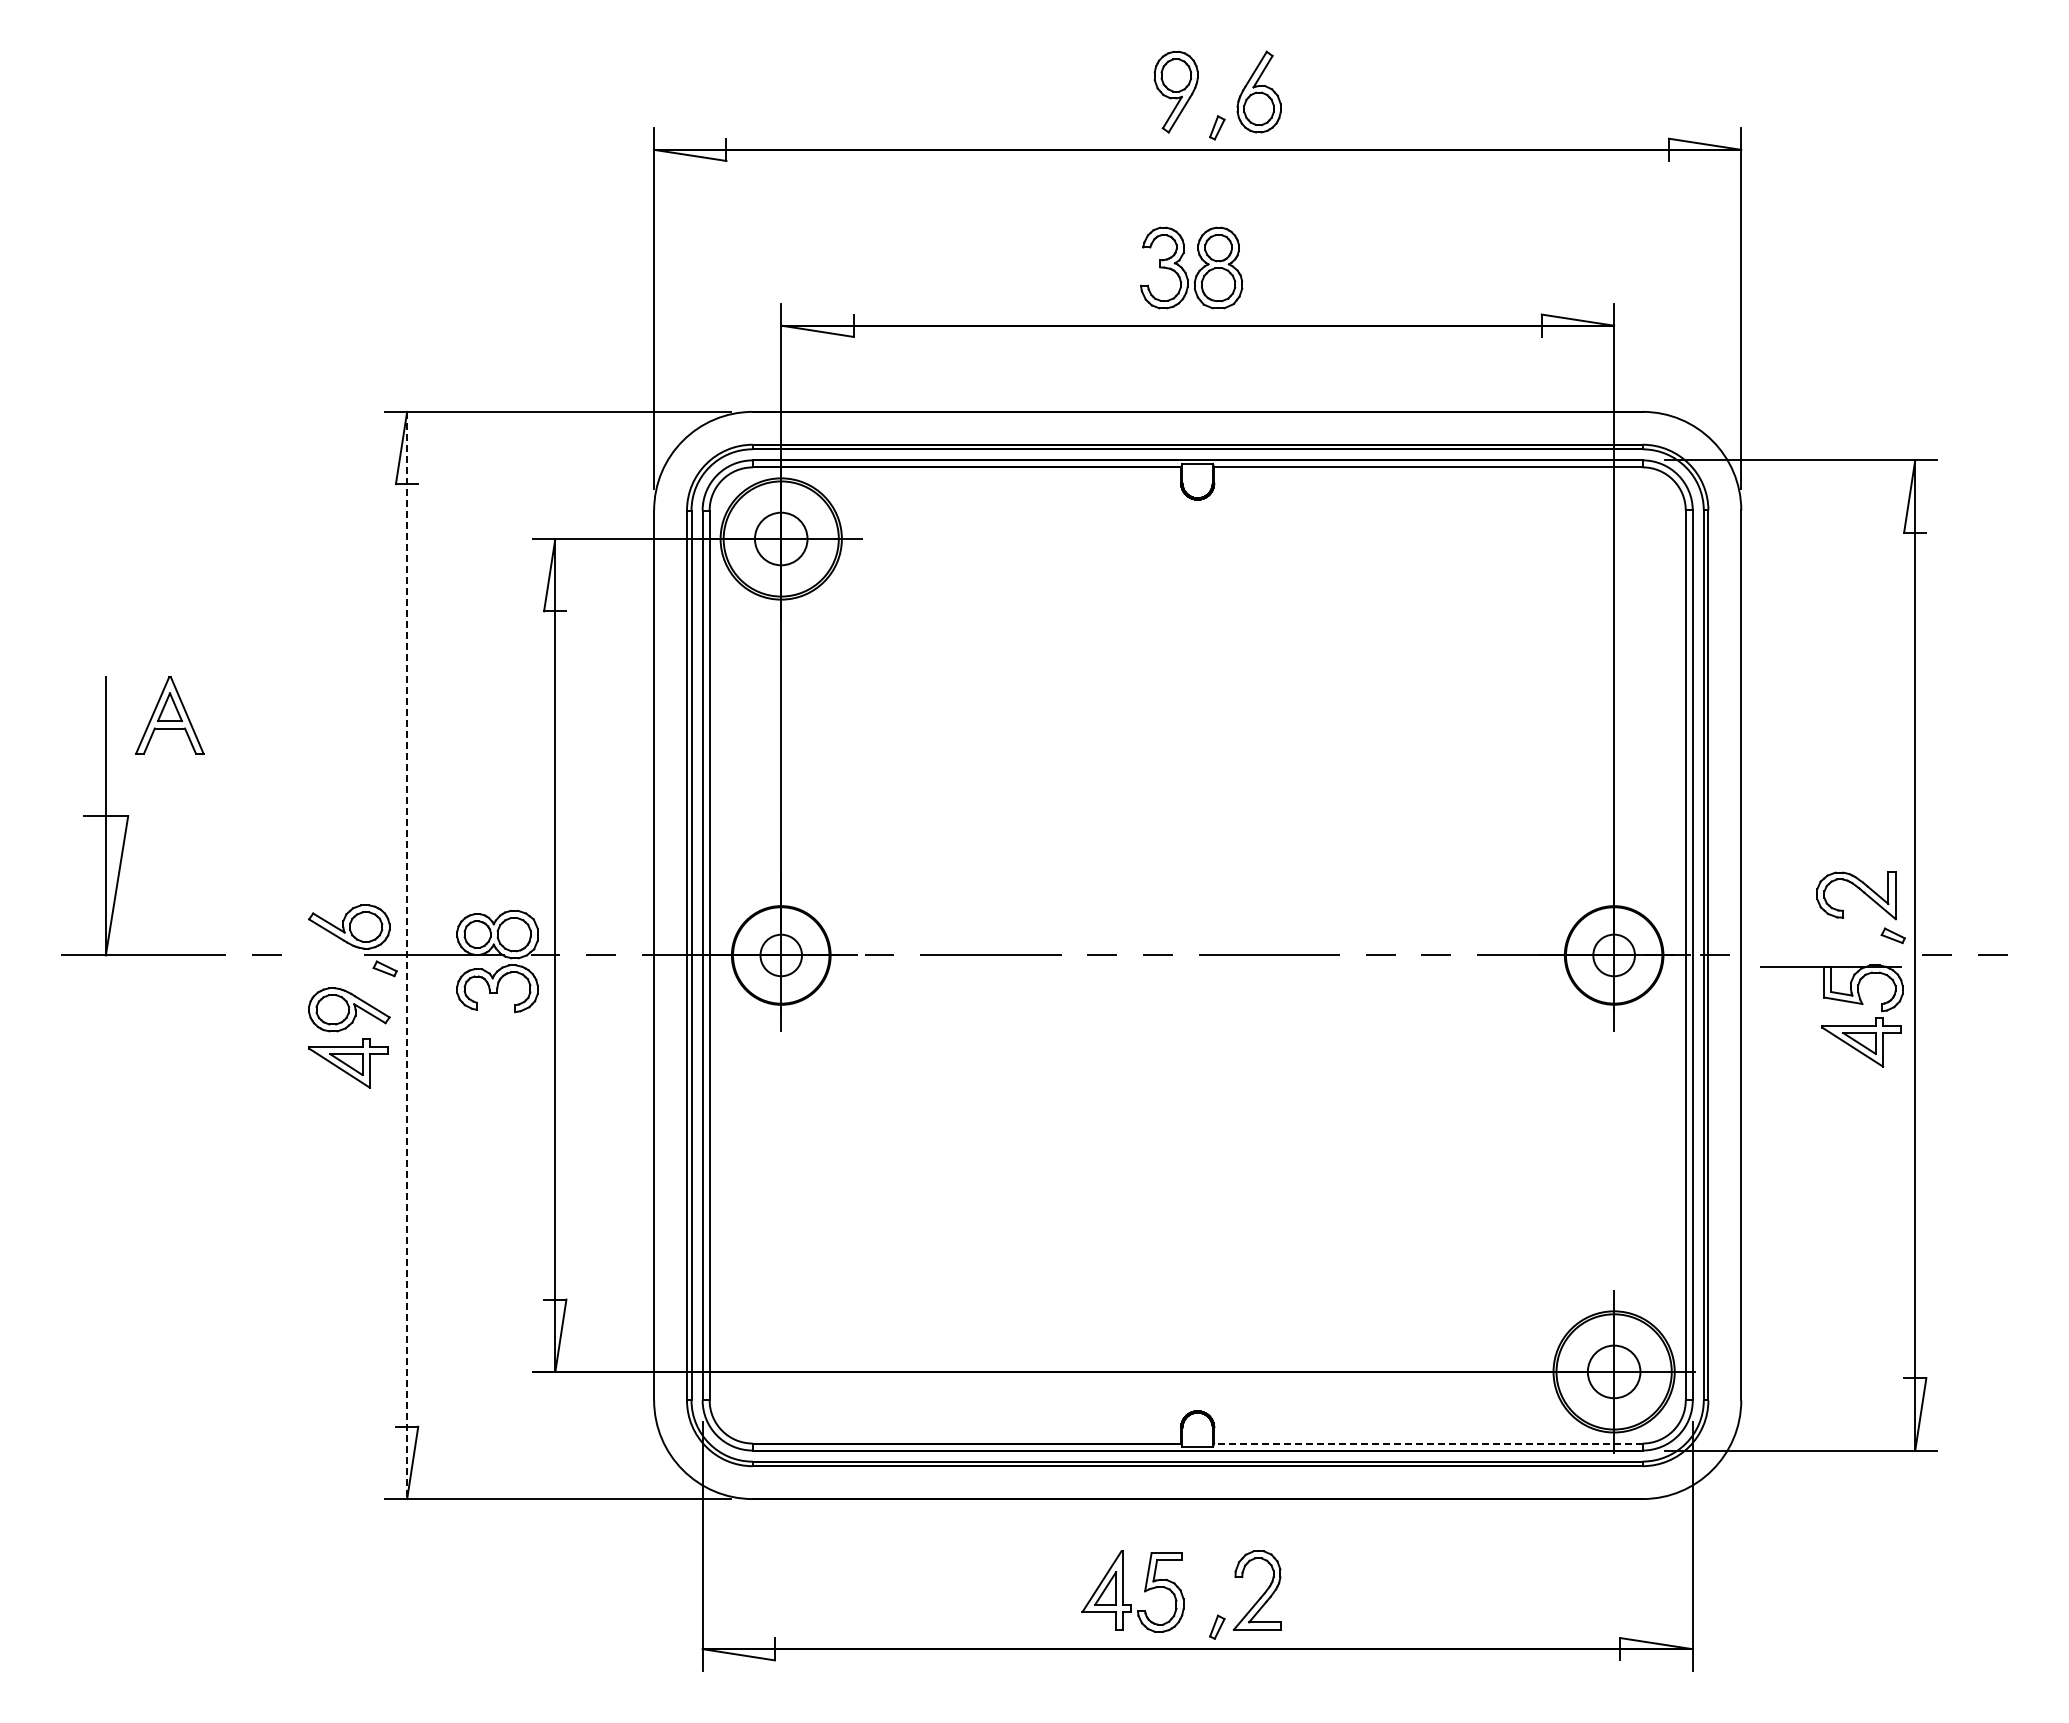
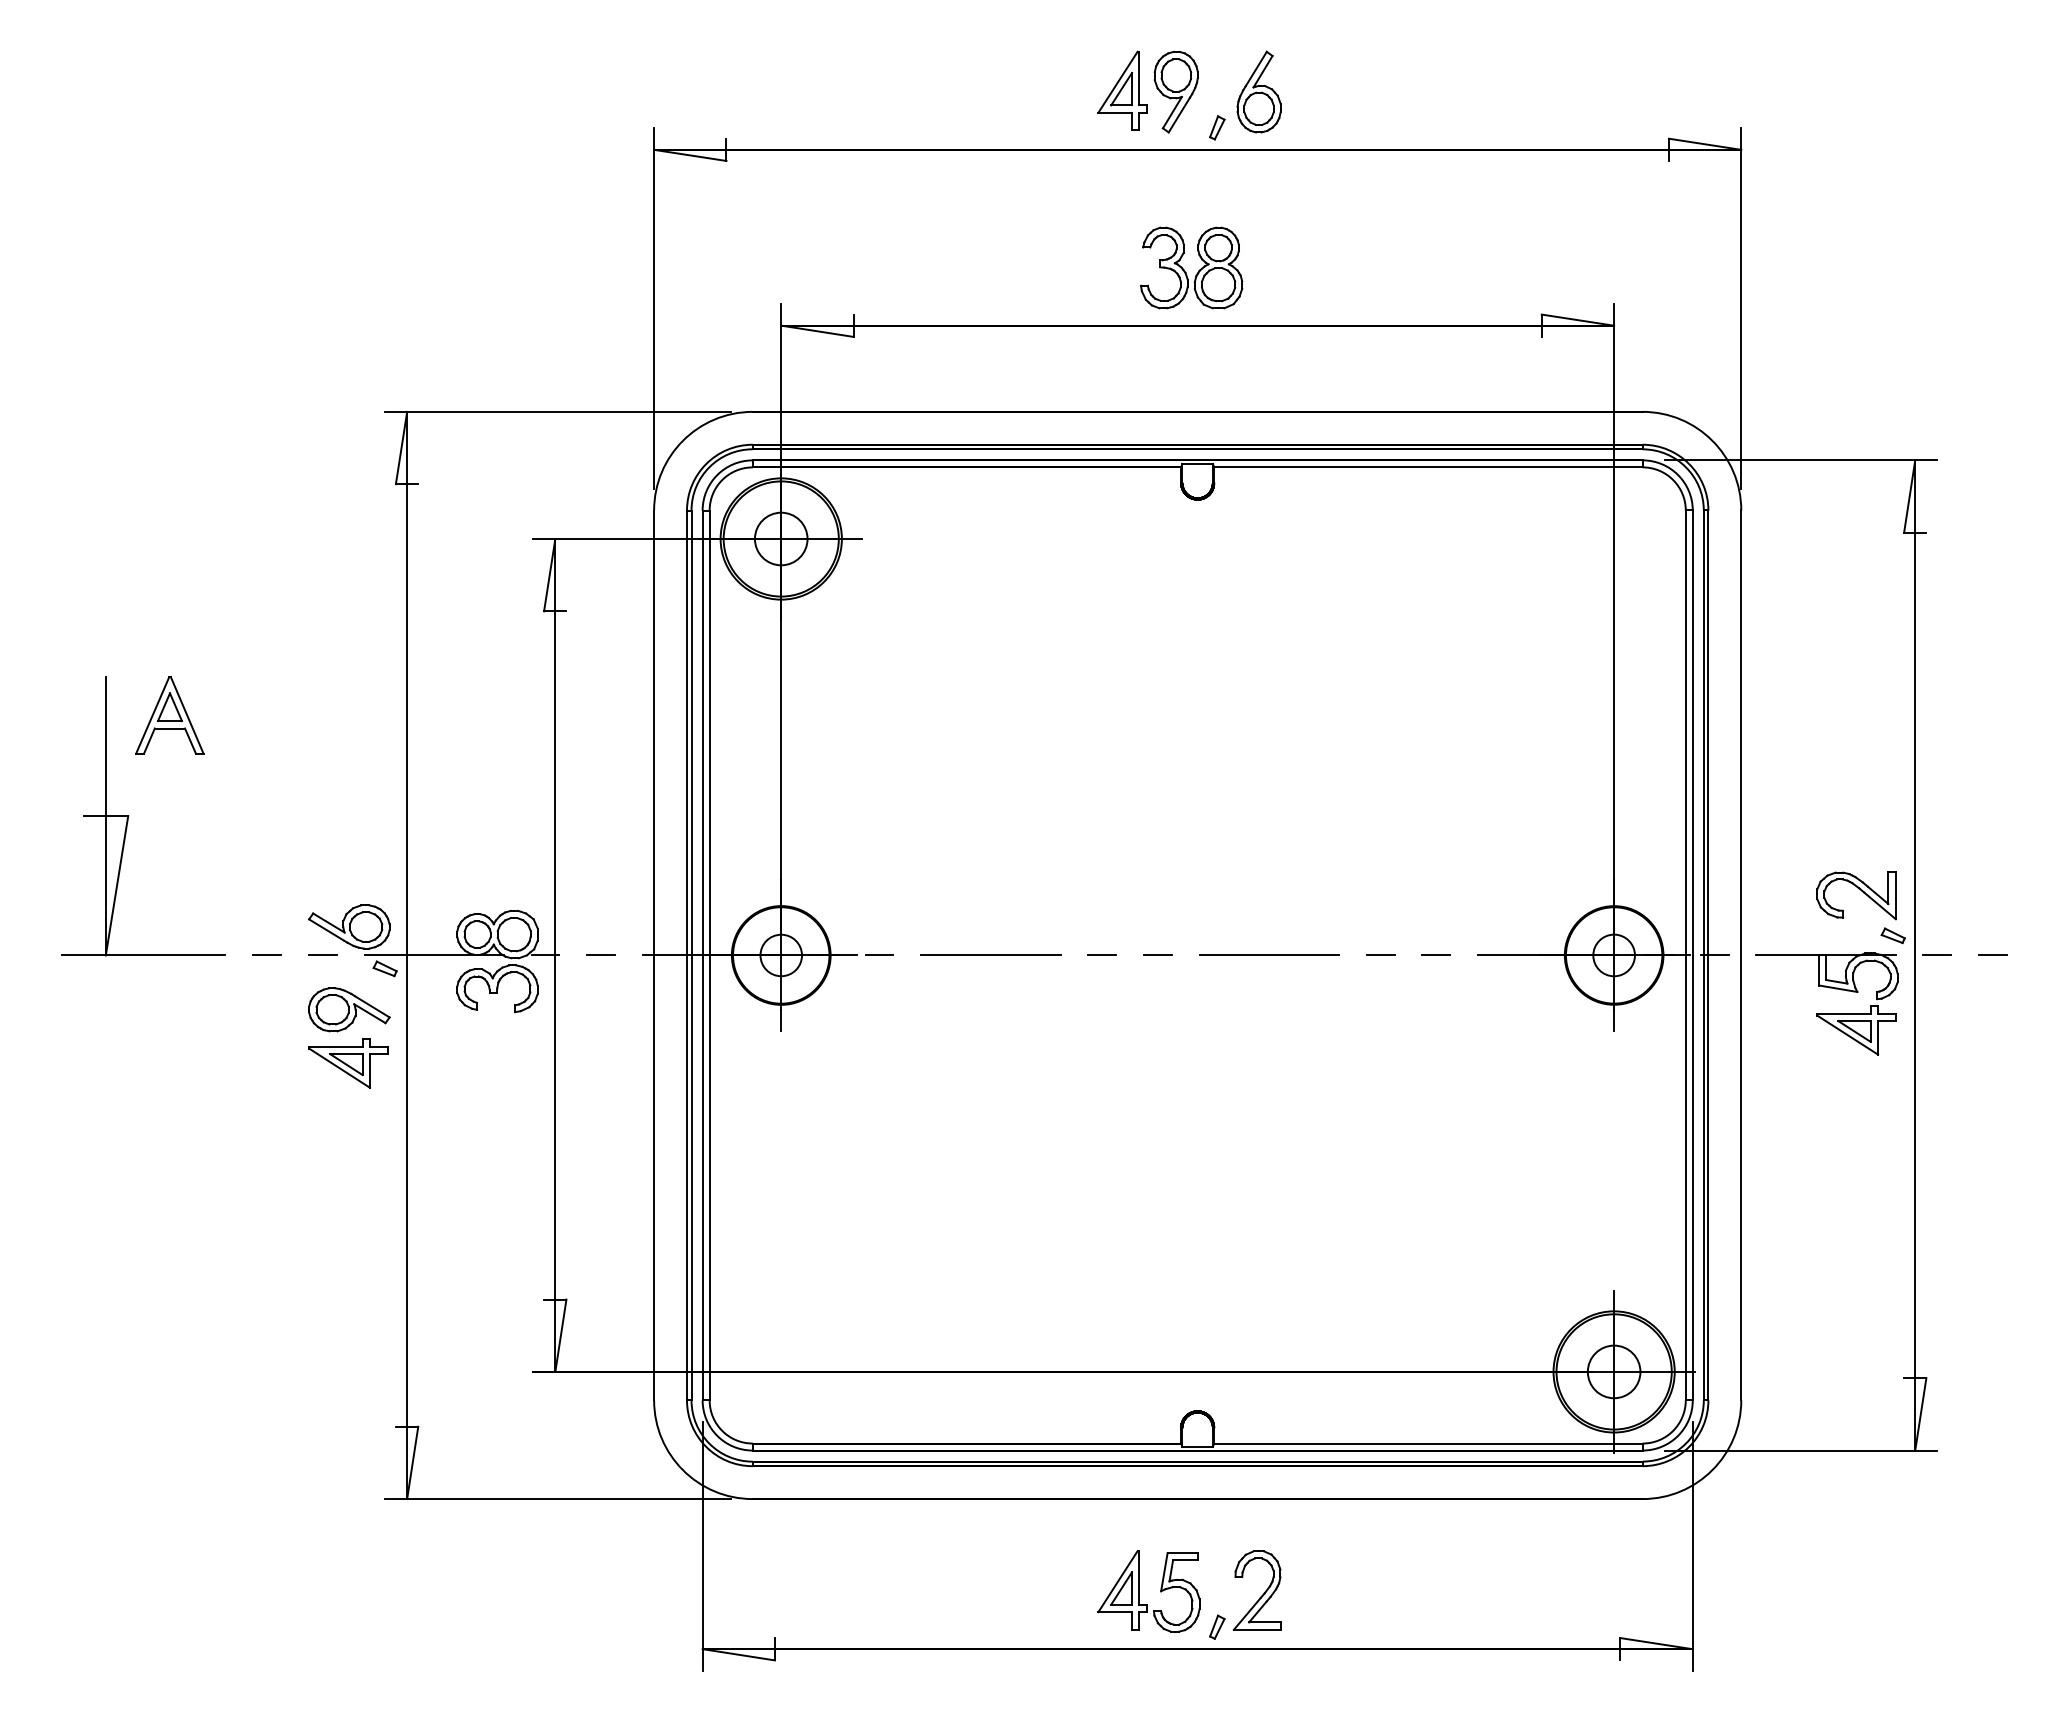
part: none -> present (1122, 90)
line: none -> present (322, 955)
line: dashed -> solid (407, 955)
part position: (1831, 1025) -> (1826, 1013) (1826, 1013)
line: dashed -> solid (1427, 1443)
part position: (1123, 1591) -> (1139, 1591) (1139, 1591)
